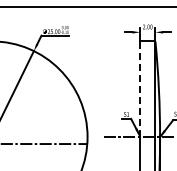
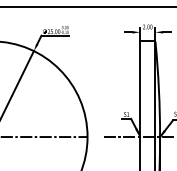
line: dashed -> solid (140, 89)
line position: (44, 144) -> (44, 137) (44, 137)
